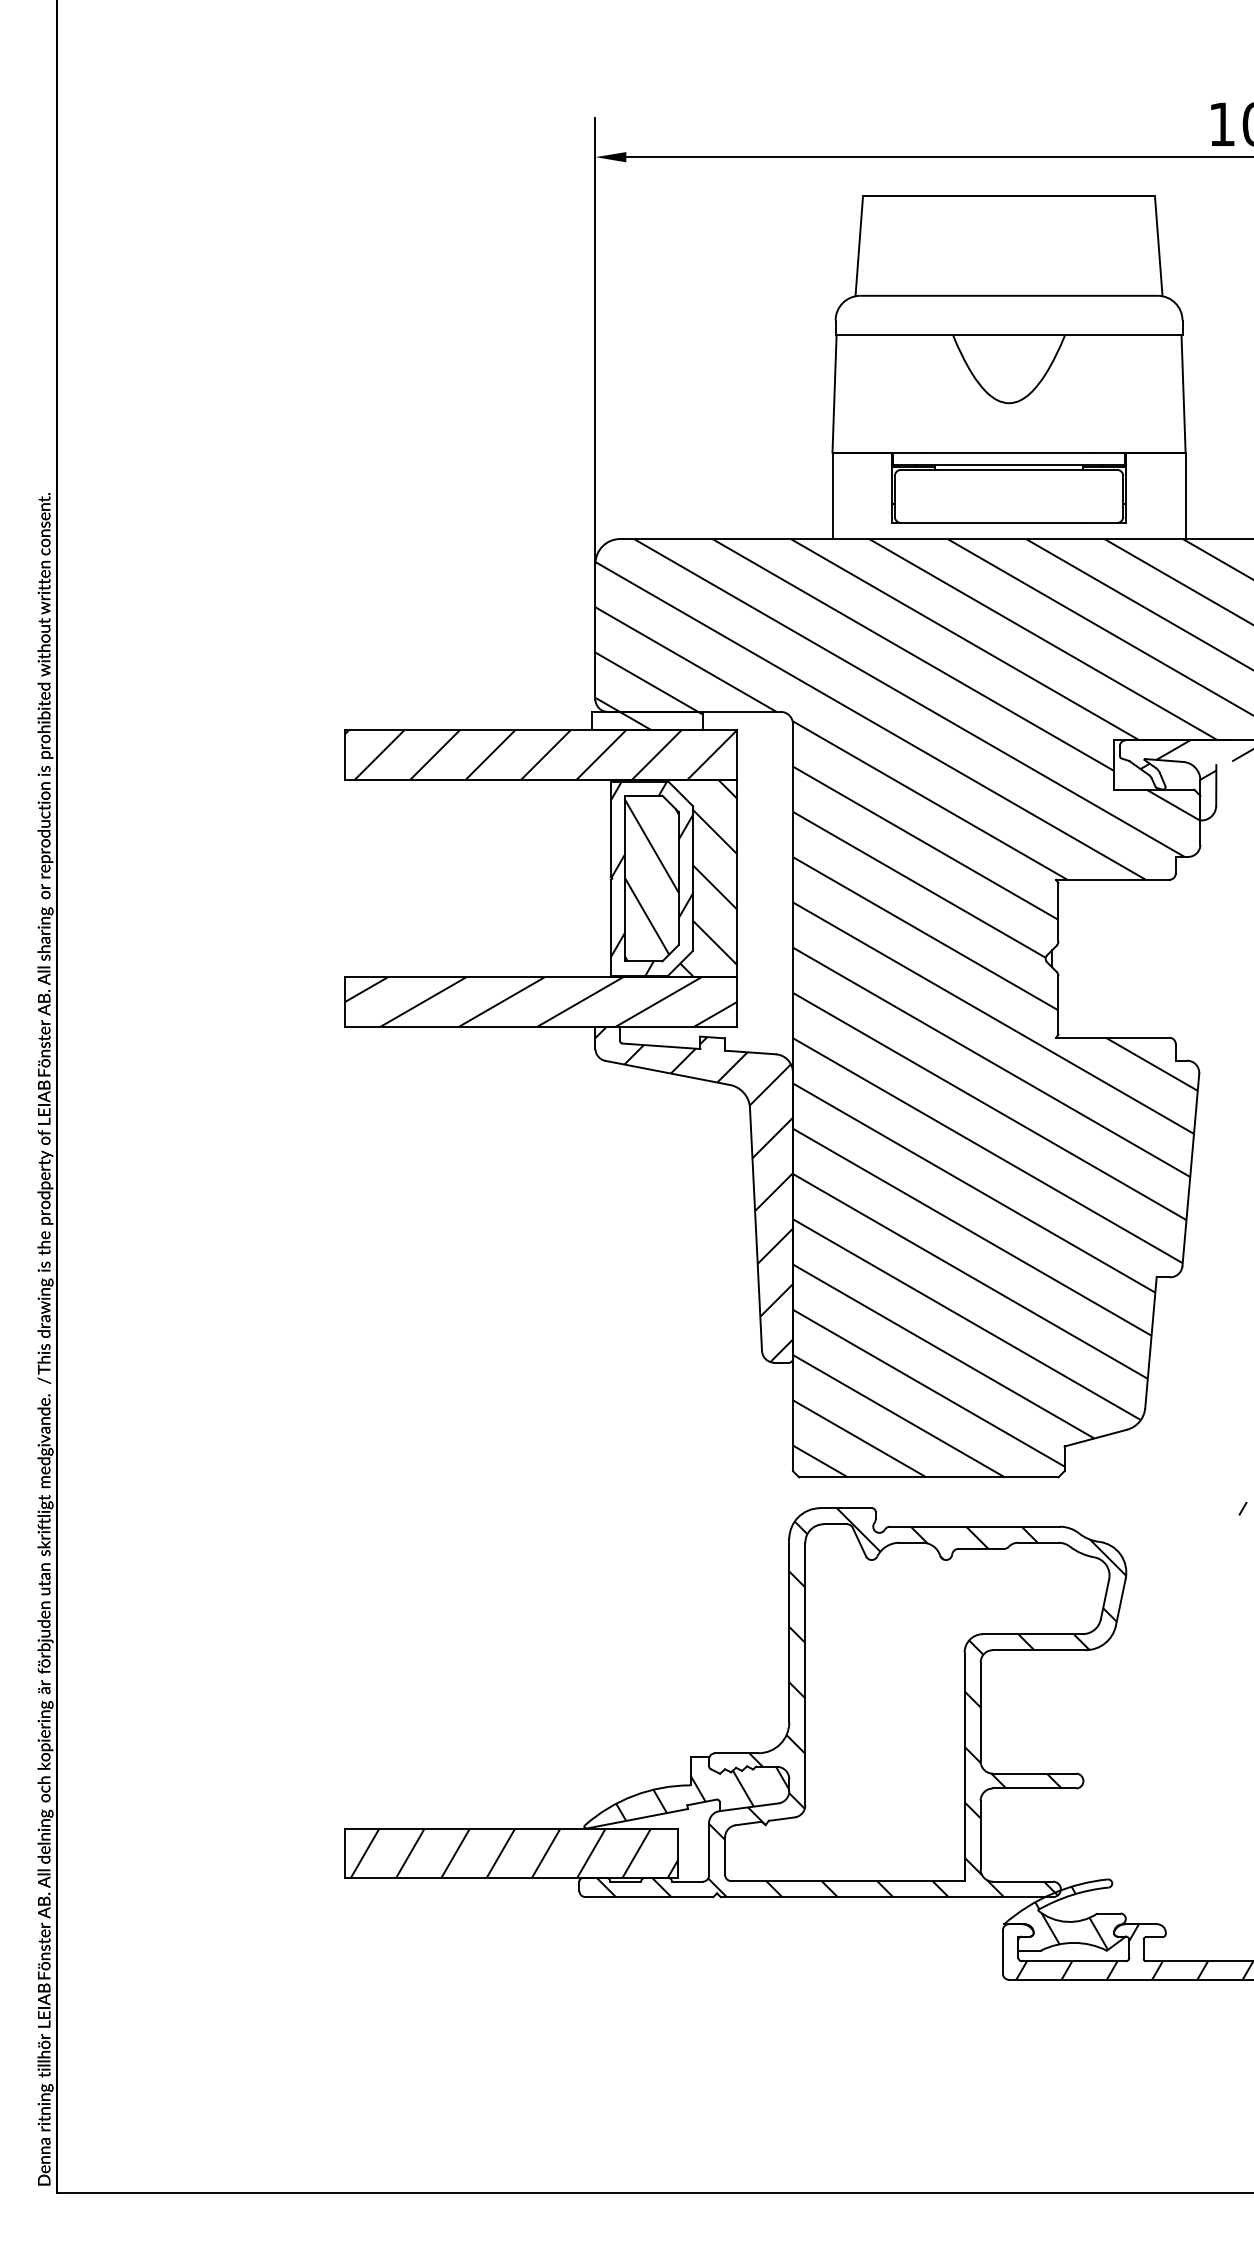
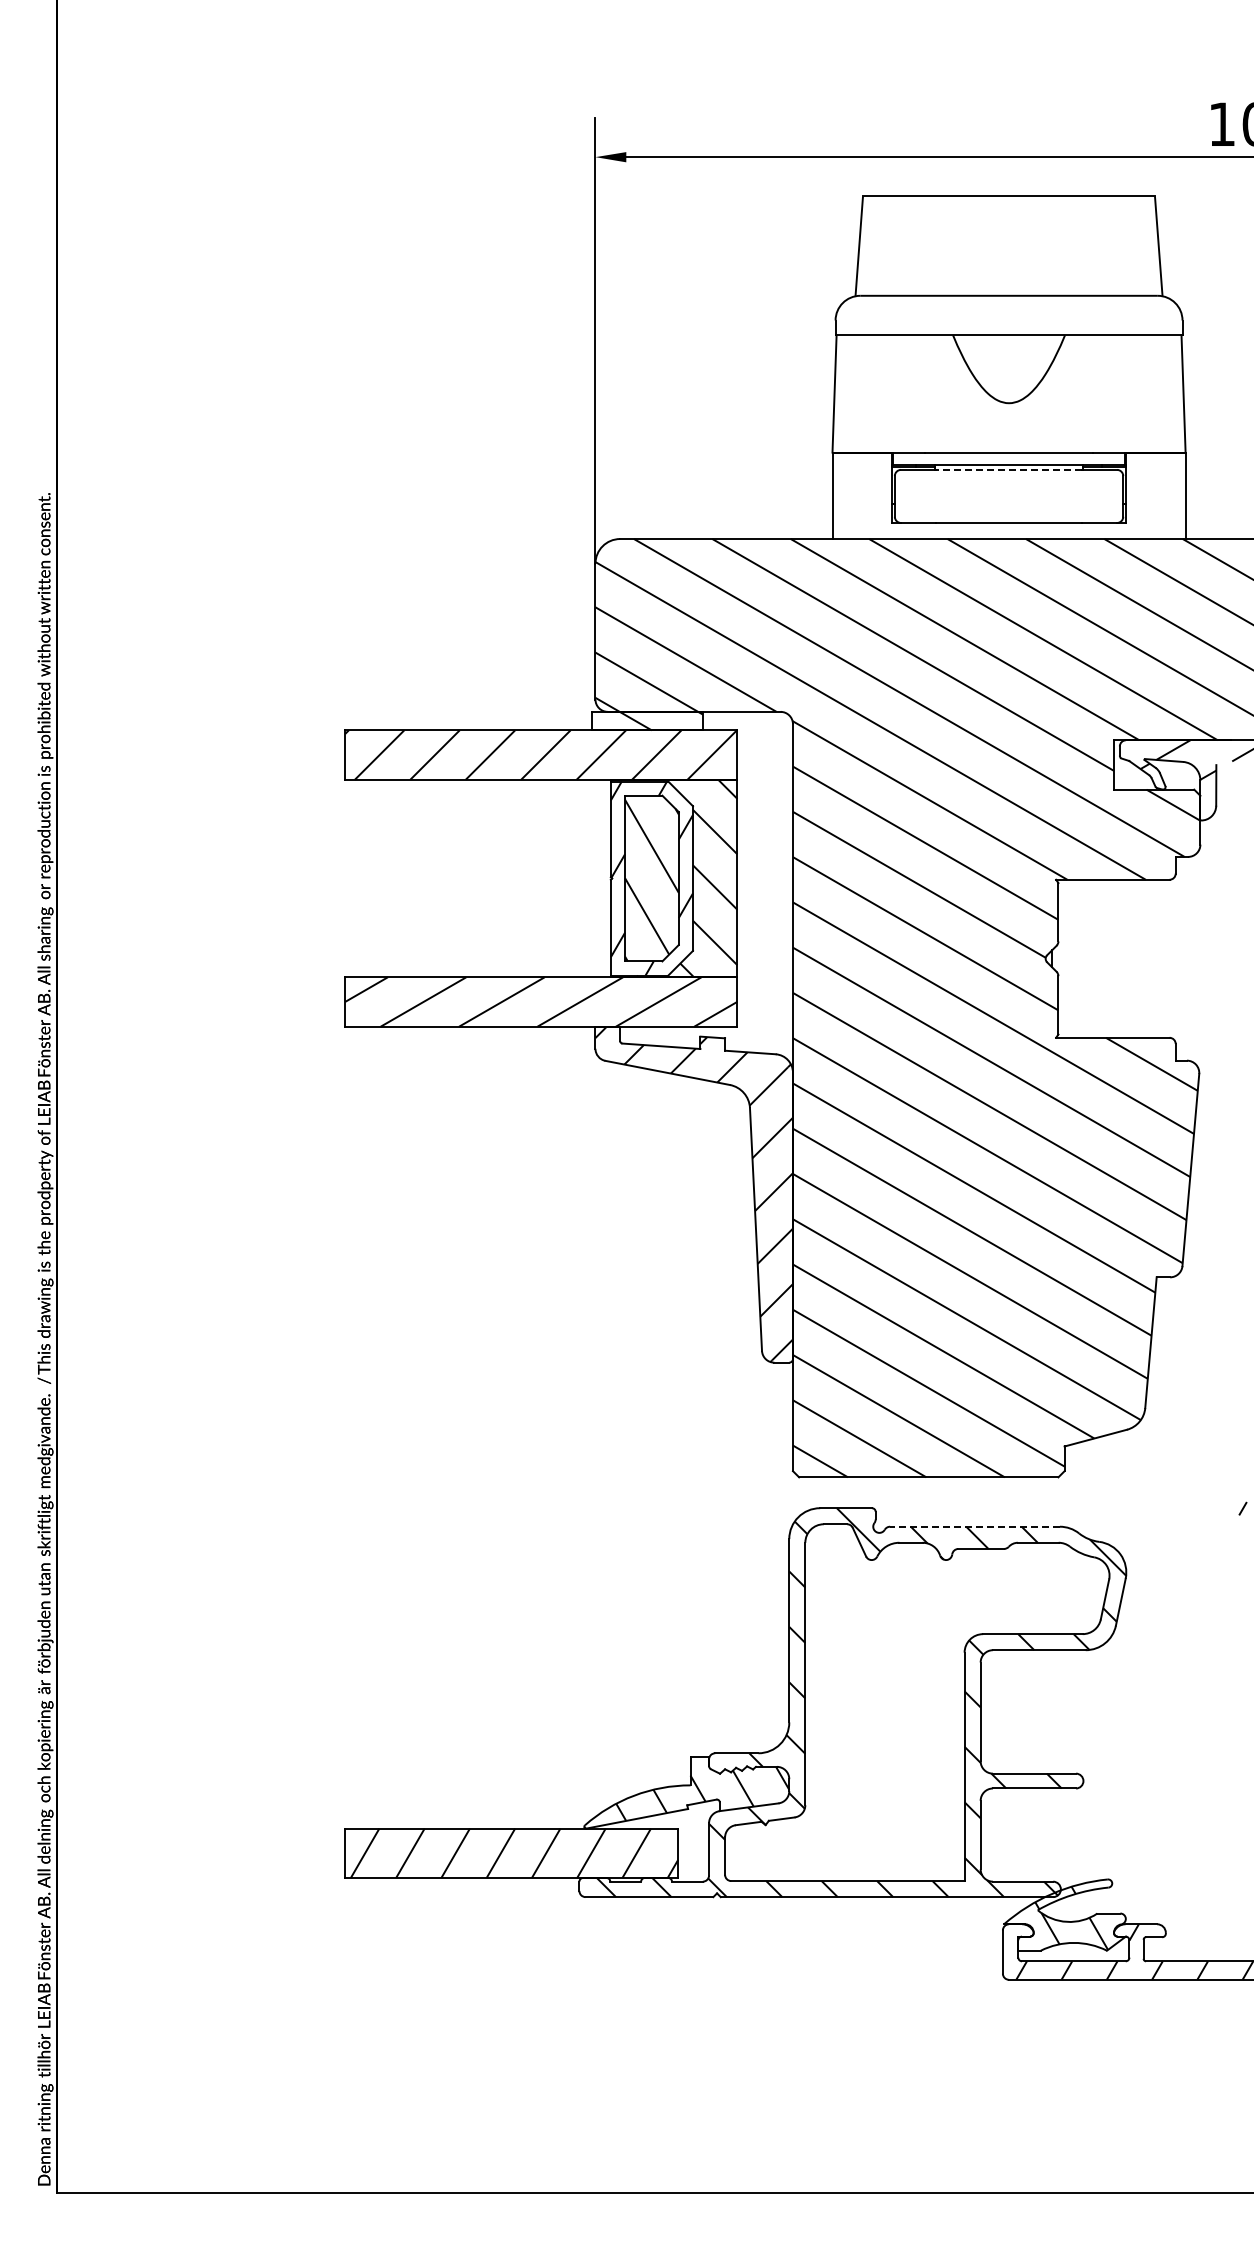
line: solid -> dashed (1009, 469)
line: solid -> dashed (975, 1526)
